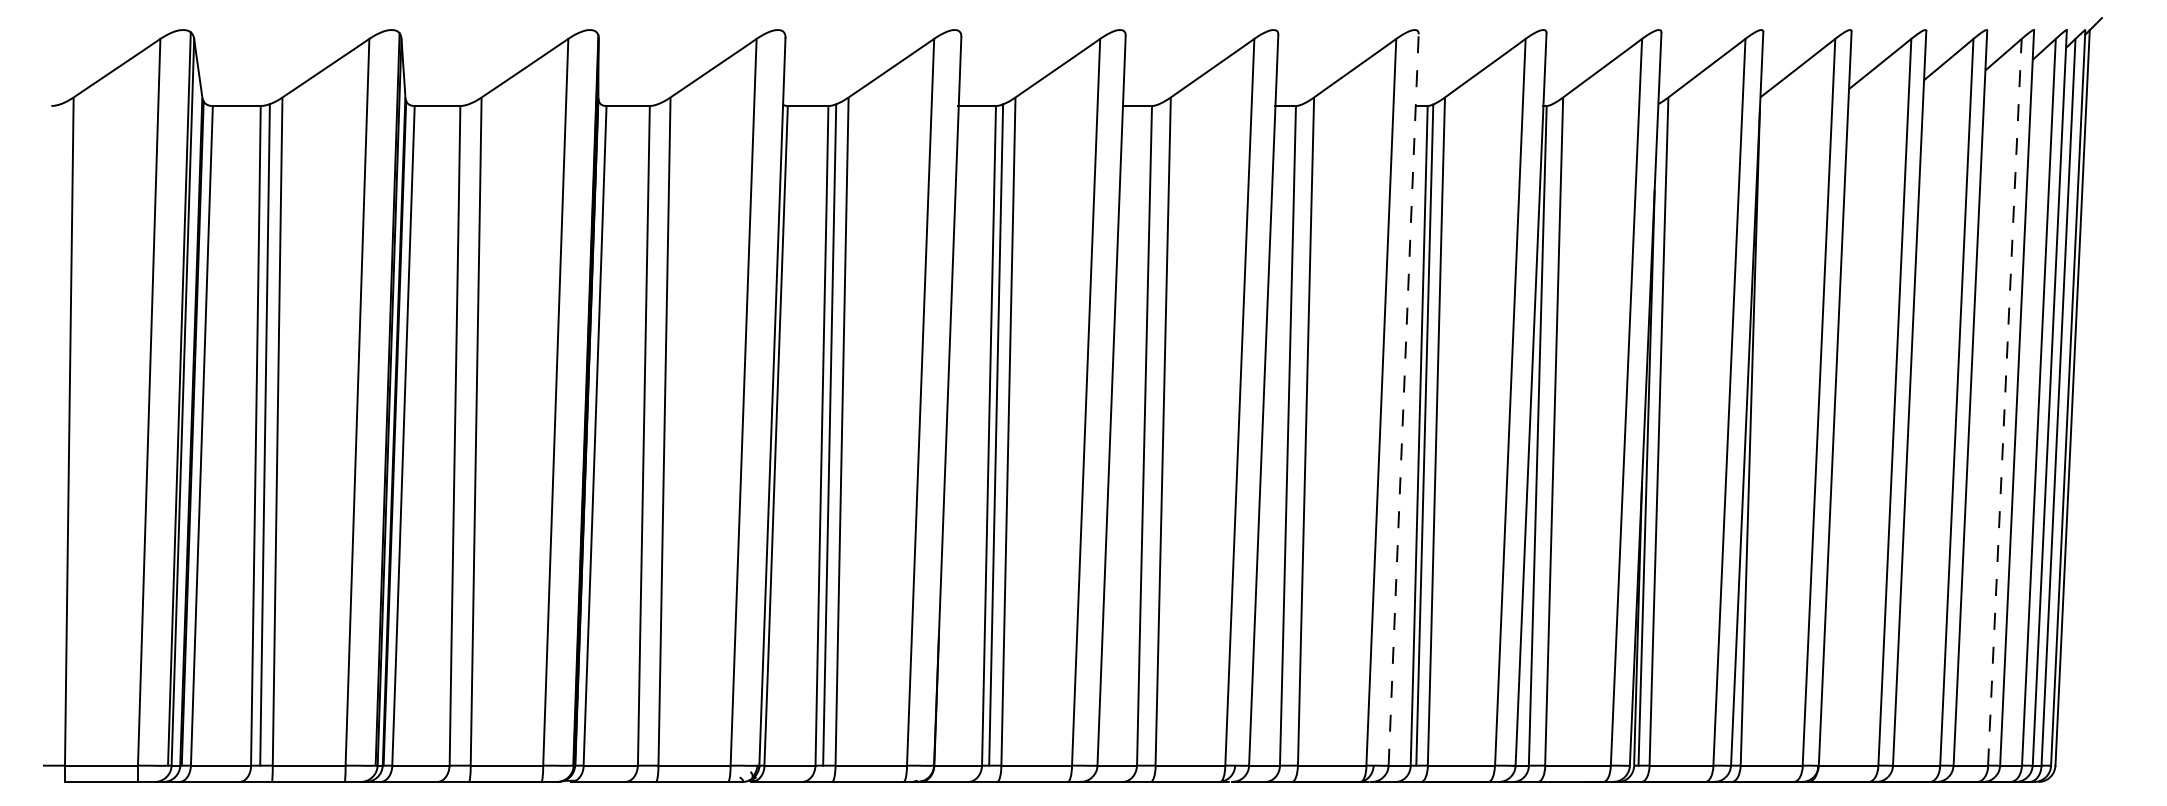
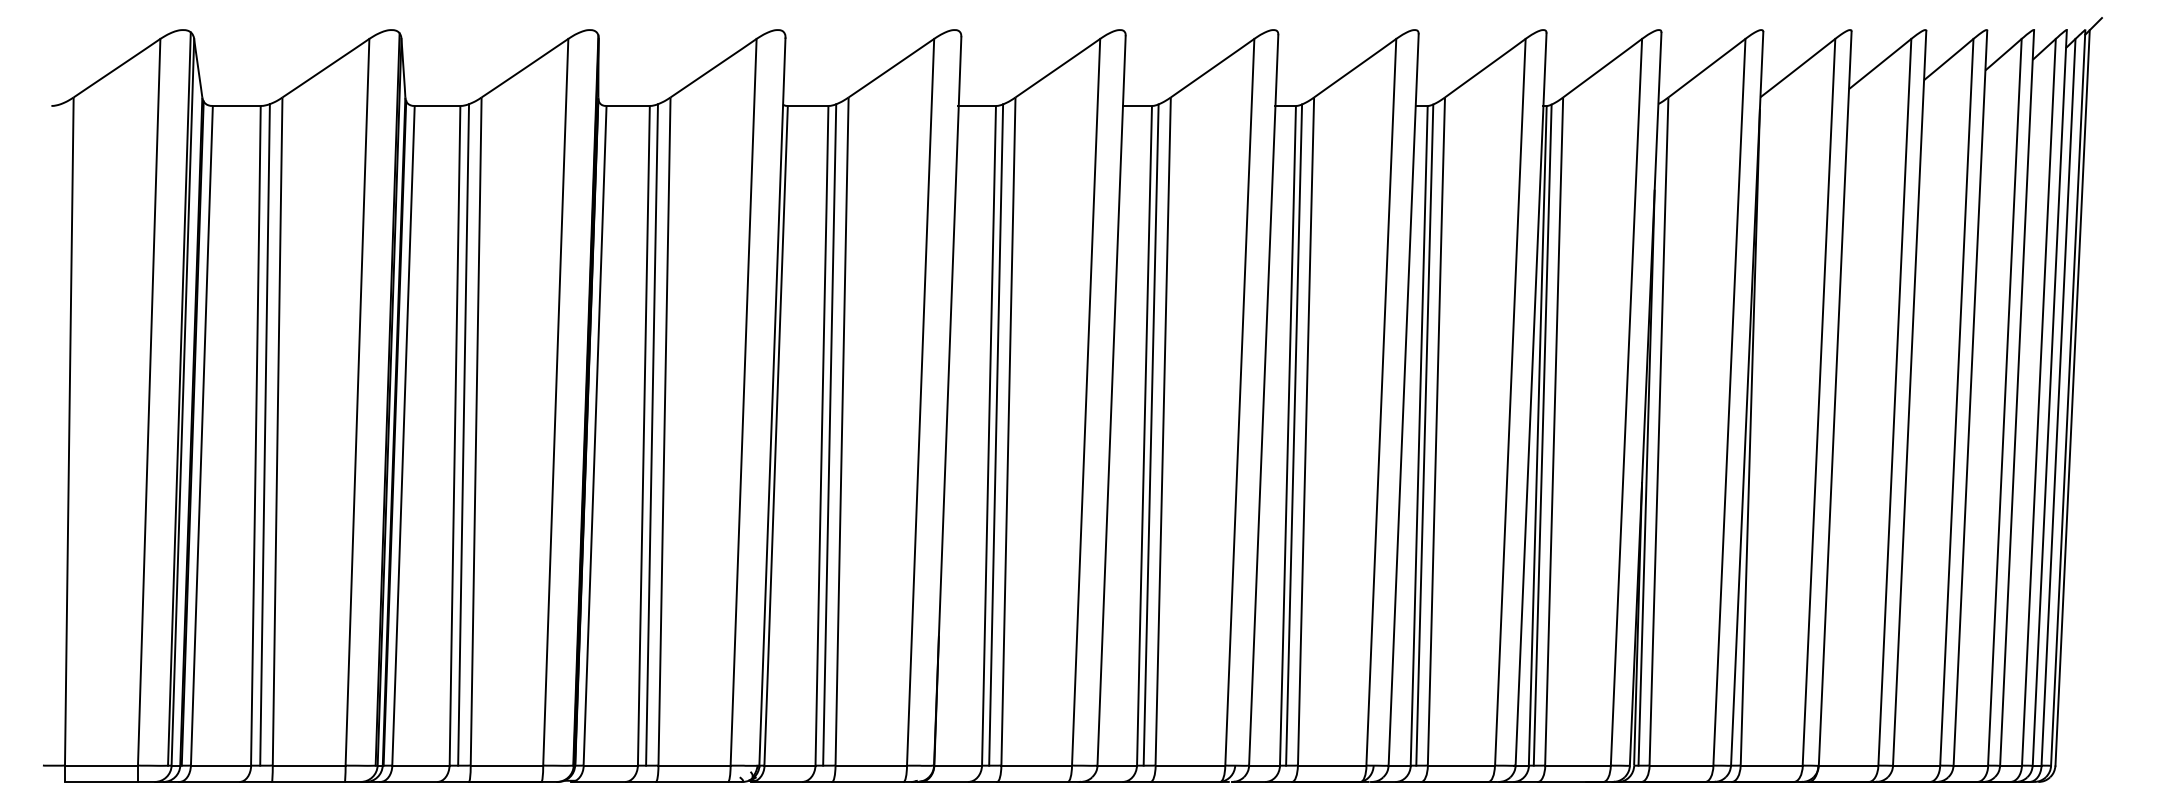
line: dashed -> solid (1403, 400)
line: dashed -> solid (2004, 402)
line: none -> present (463, 434)
line: none -> present (651, 434)
line: none -> present (1150, 434)
line: none -> present (1294, 434)
line: none -> present (1542, 434)
